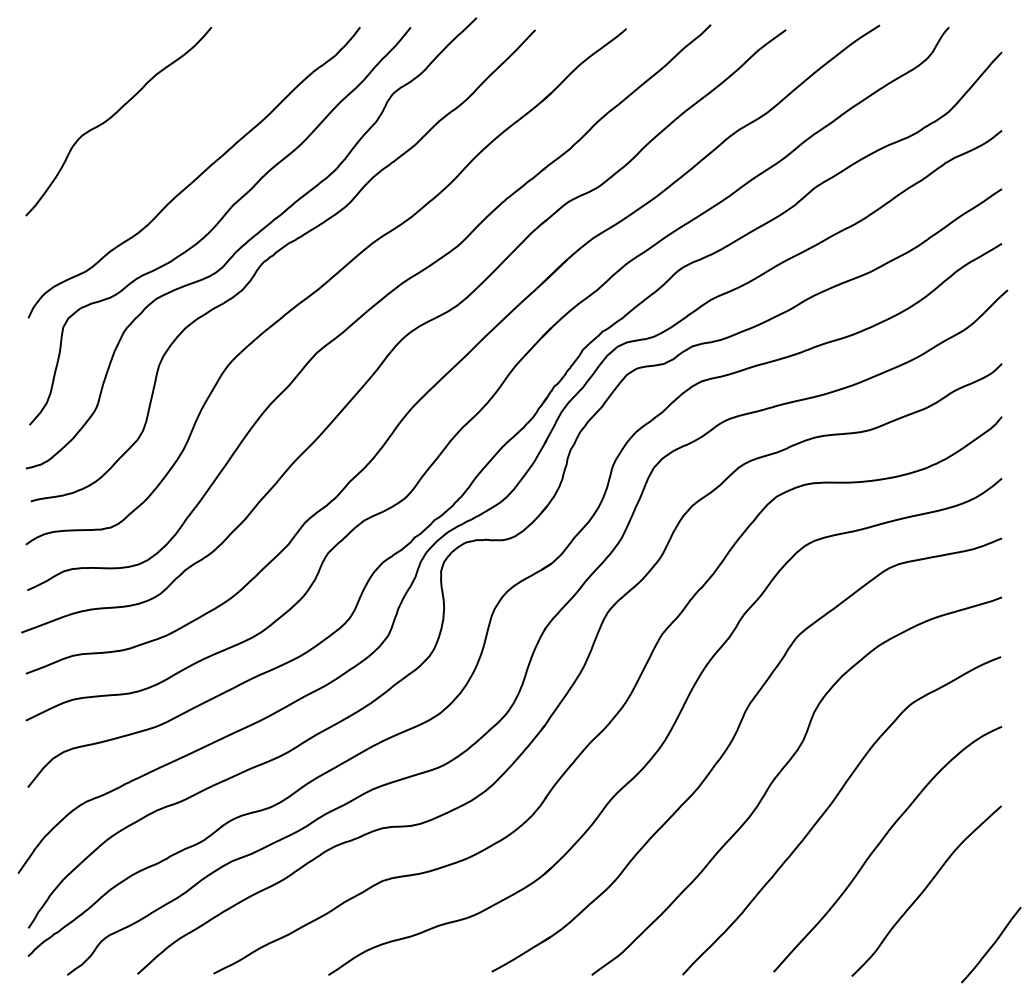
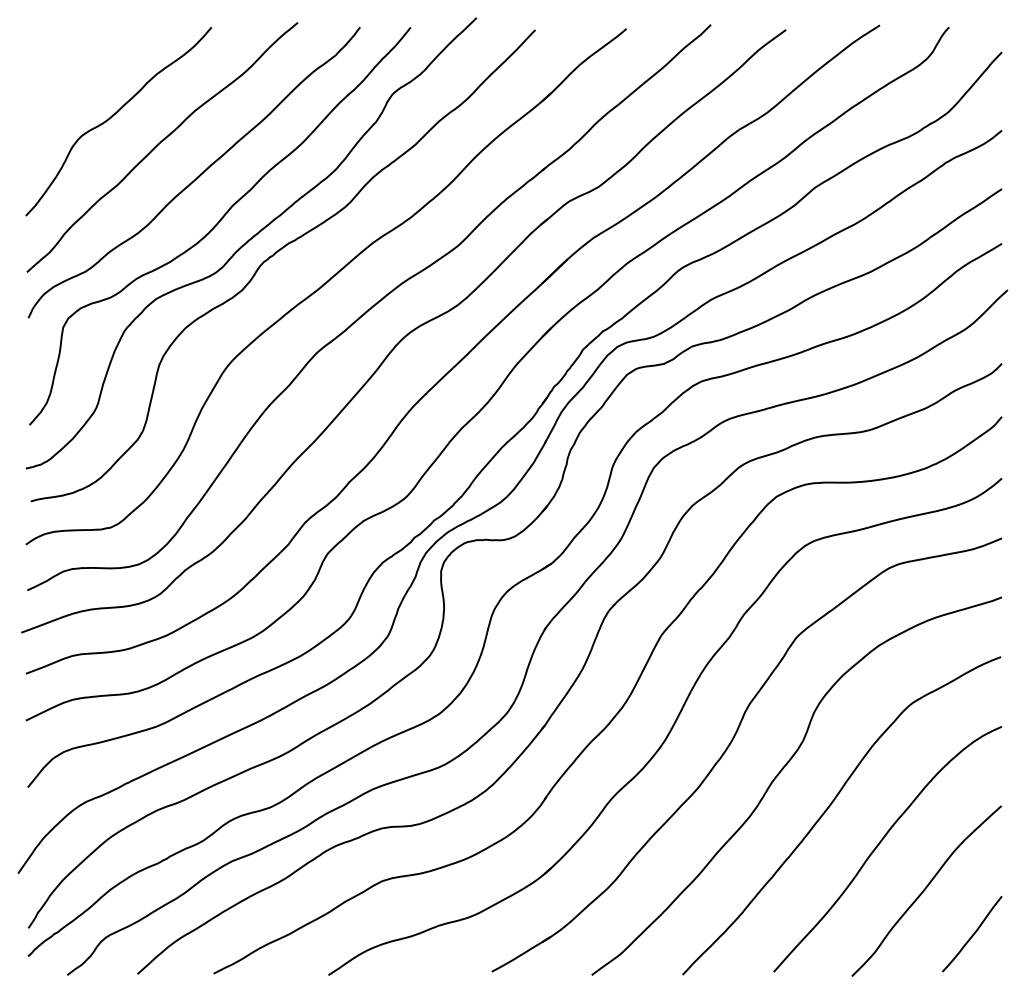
curve: none -> present (159, 144)
curve position: (991, 945) -> (972, 934) (972, 934)
